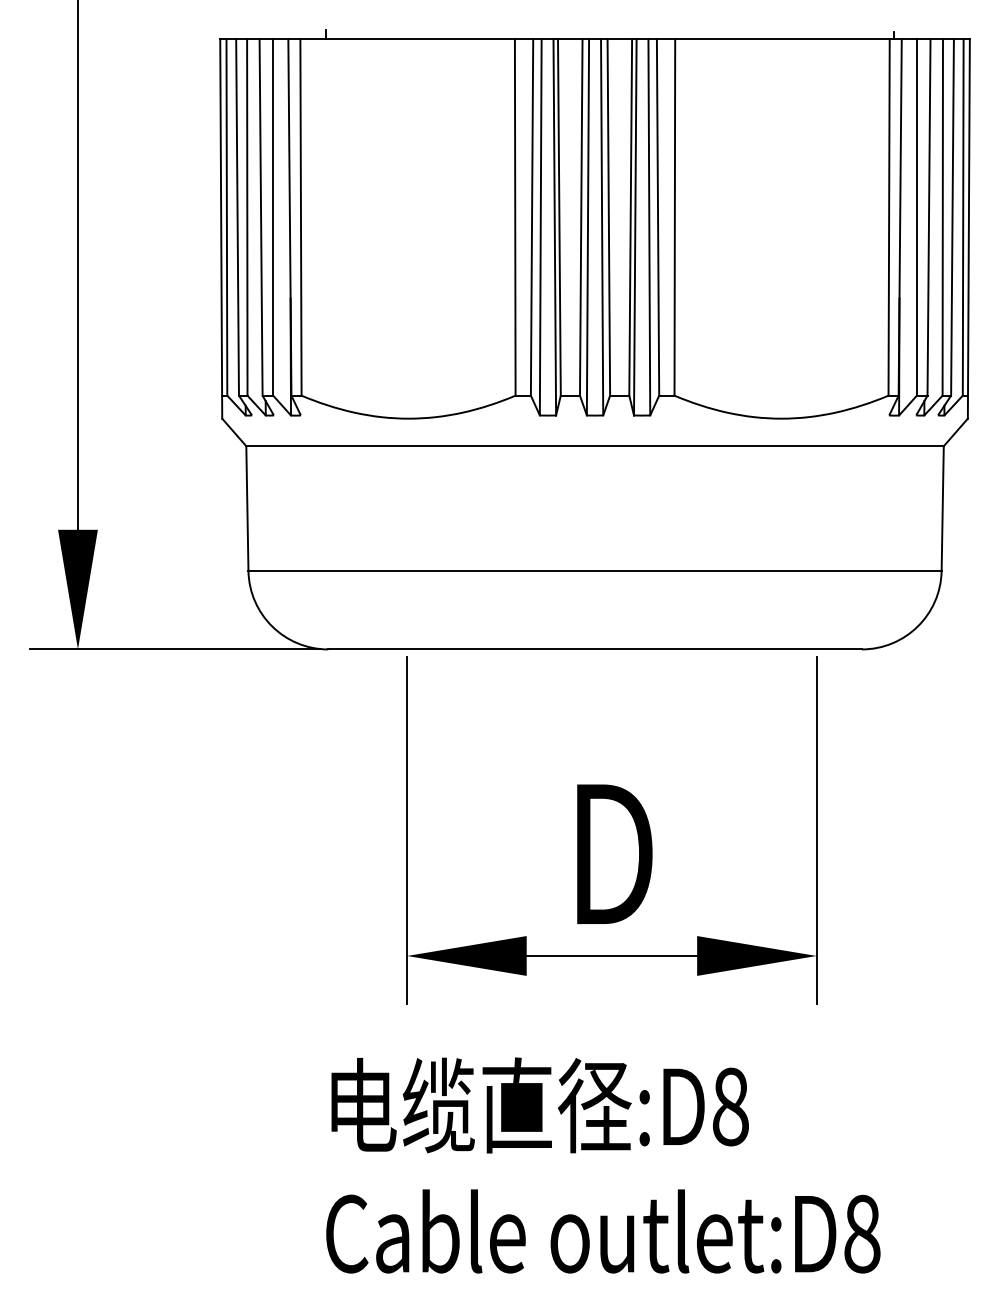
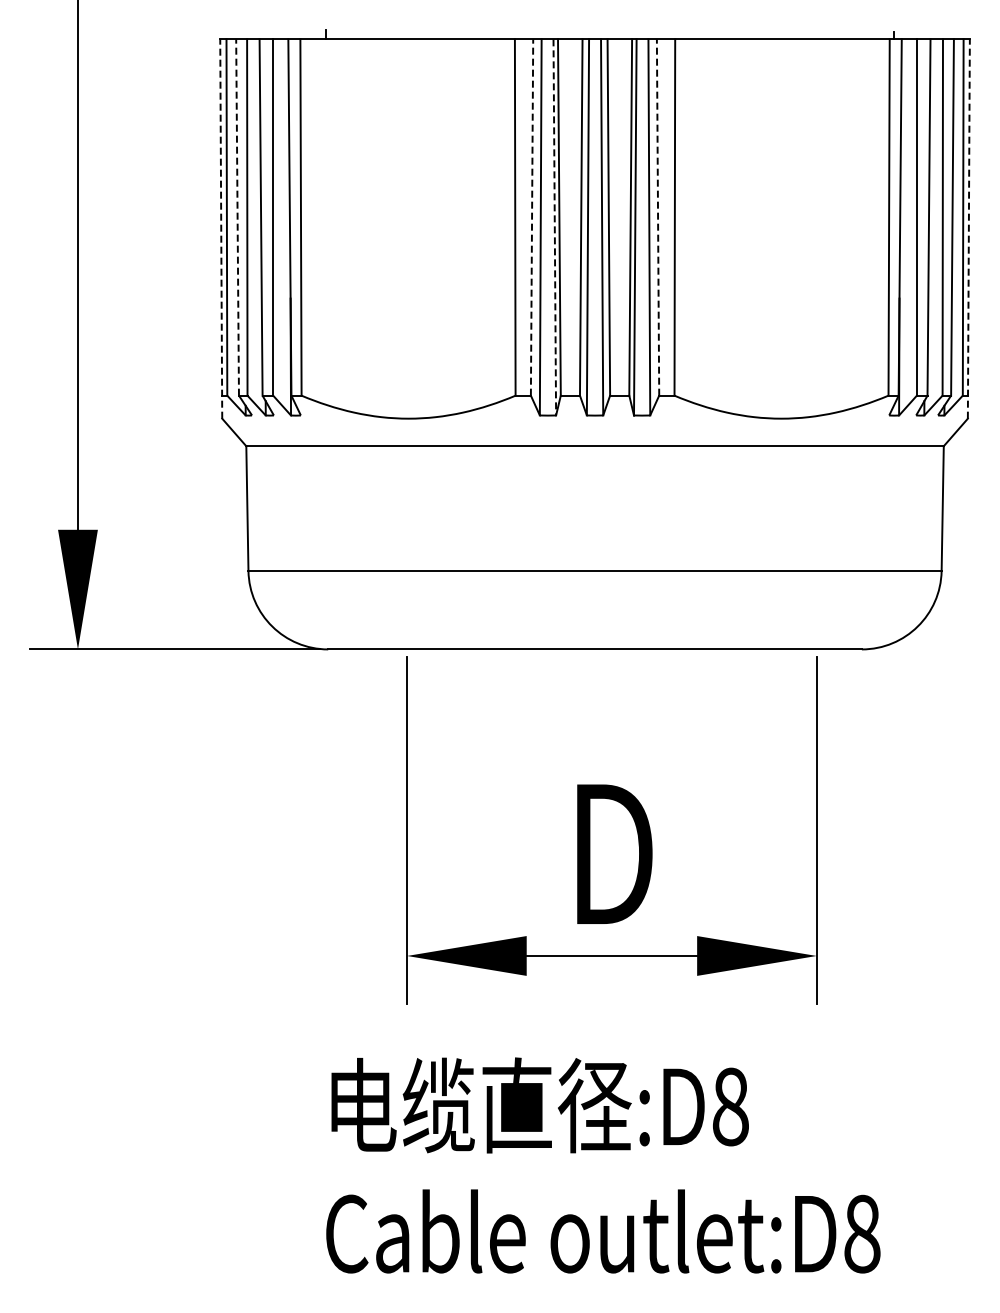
line: solid -> dashed (237, 217)
line: solid -> dashed (532, 217)
line: solid -> dashed (658, 217)
line: solid -> dashed (554, 227)
line: solid -> dashed (221, 229)
line: solid -> dashed (968, 229)
